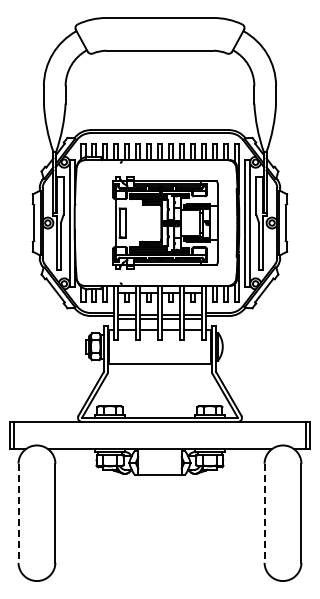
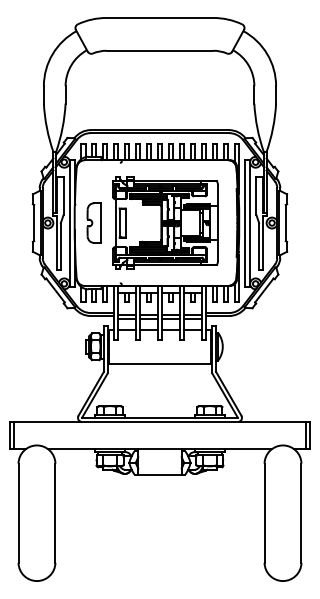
part: none -> present (93, 222)
line: dashed -> solid (18, 513)
line: dashed -> solid (264, 513)
